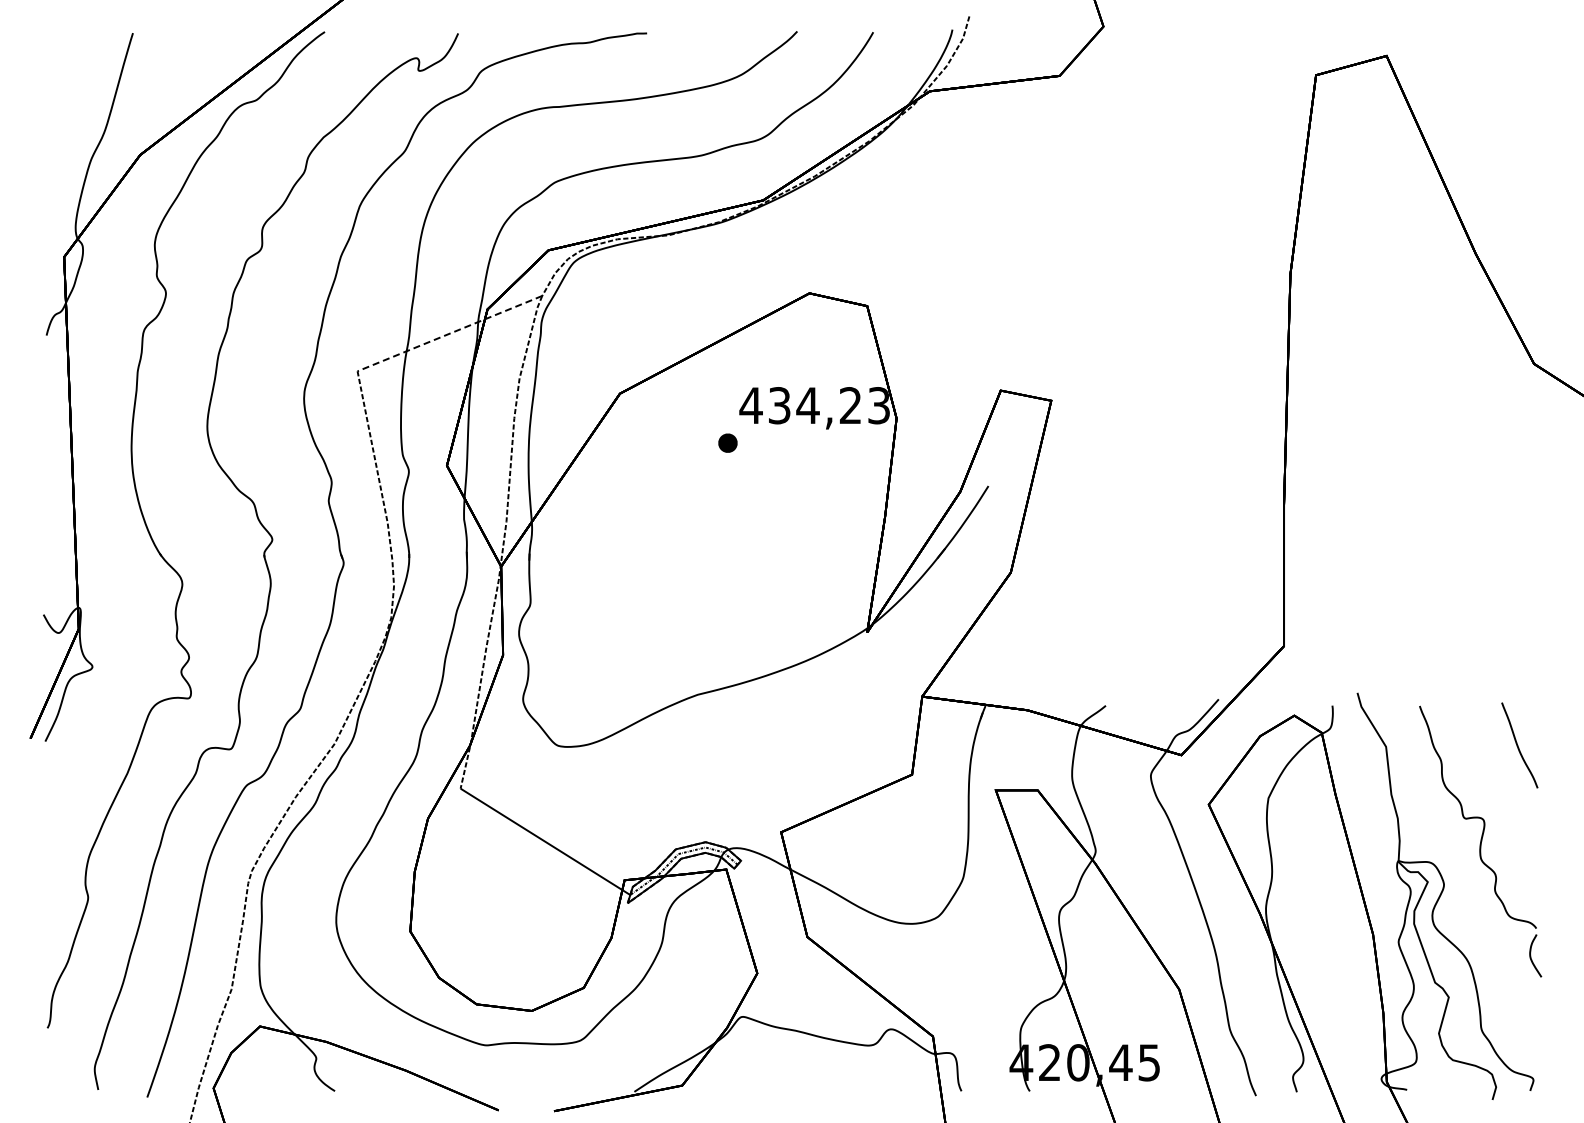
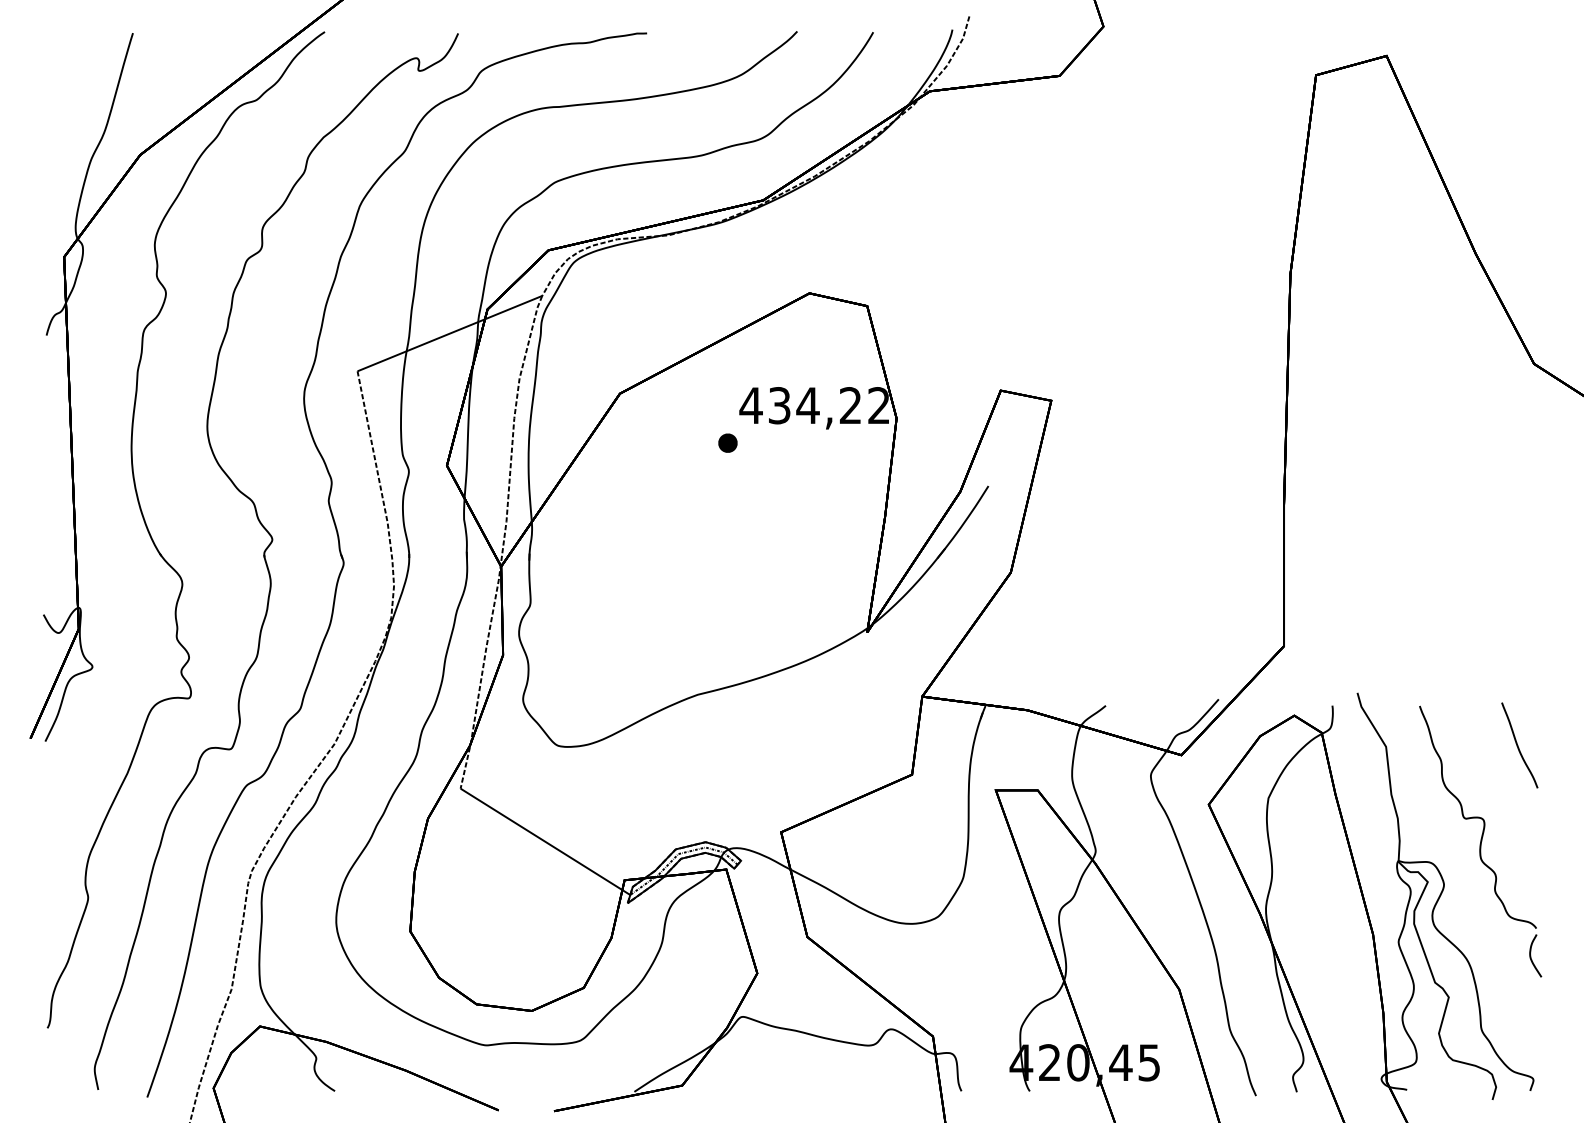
line: dashed -> solid (449, 333)
text: 434,23 -> 434,22 (878, 405)
